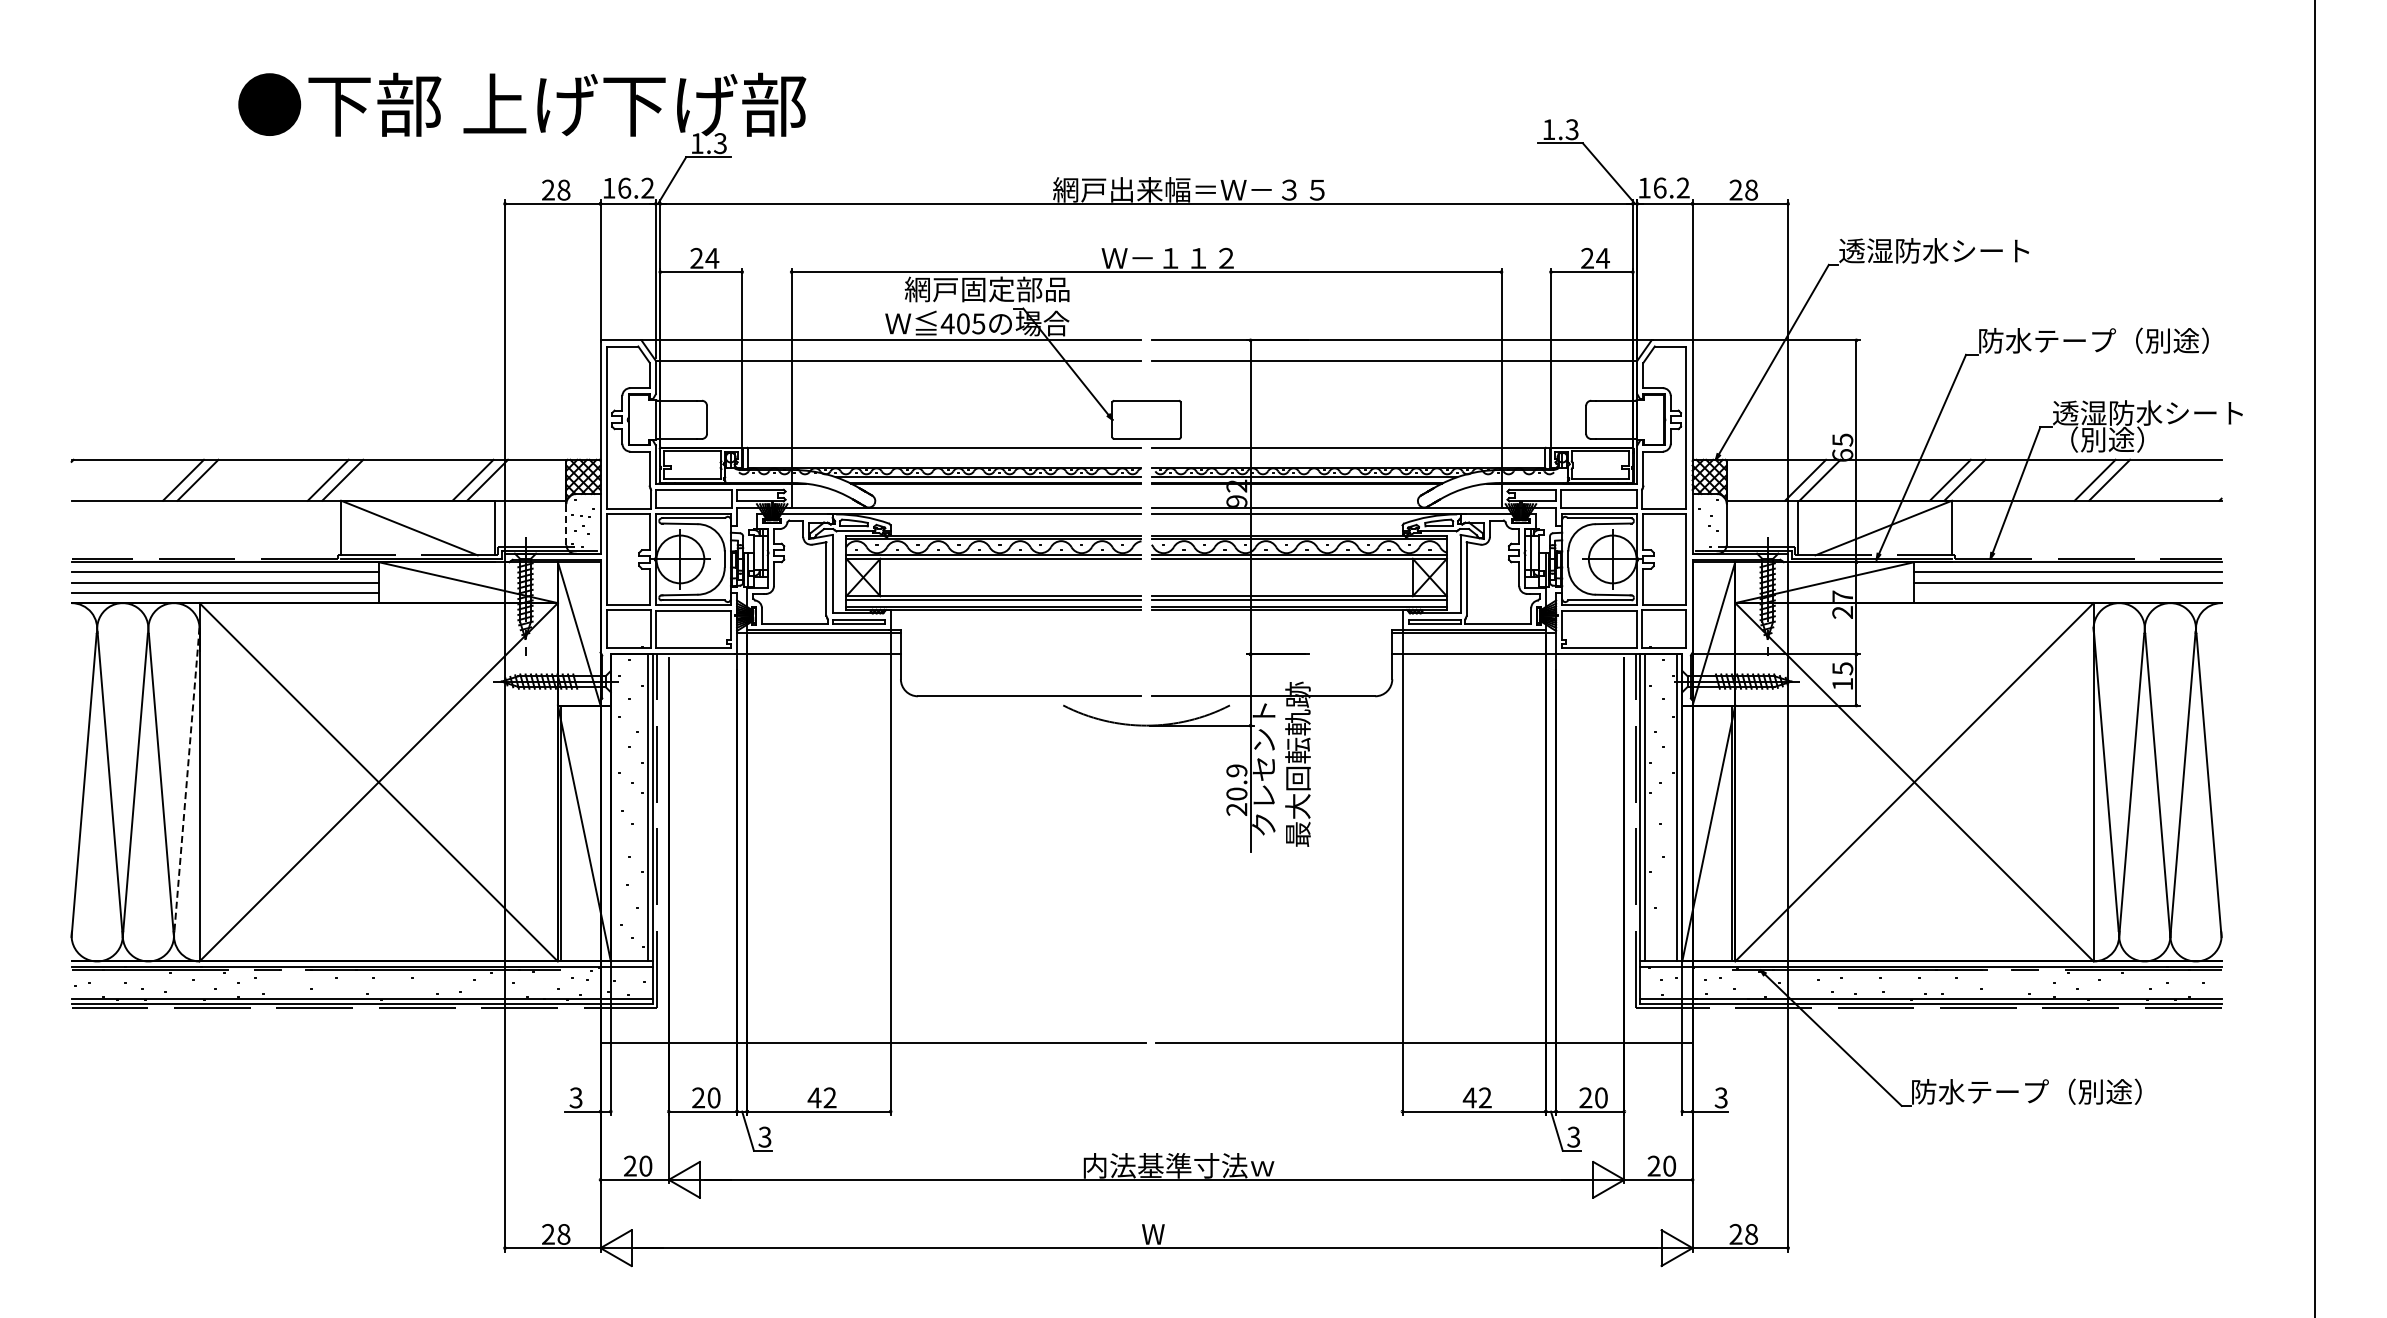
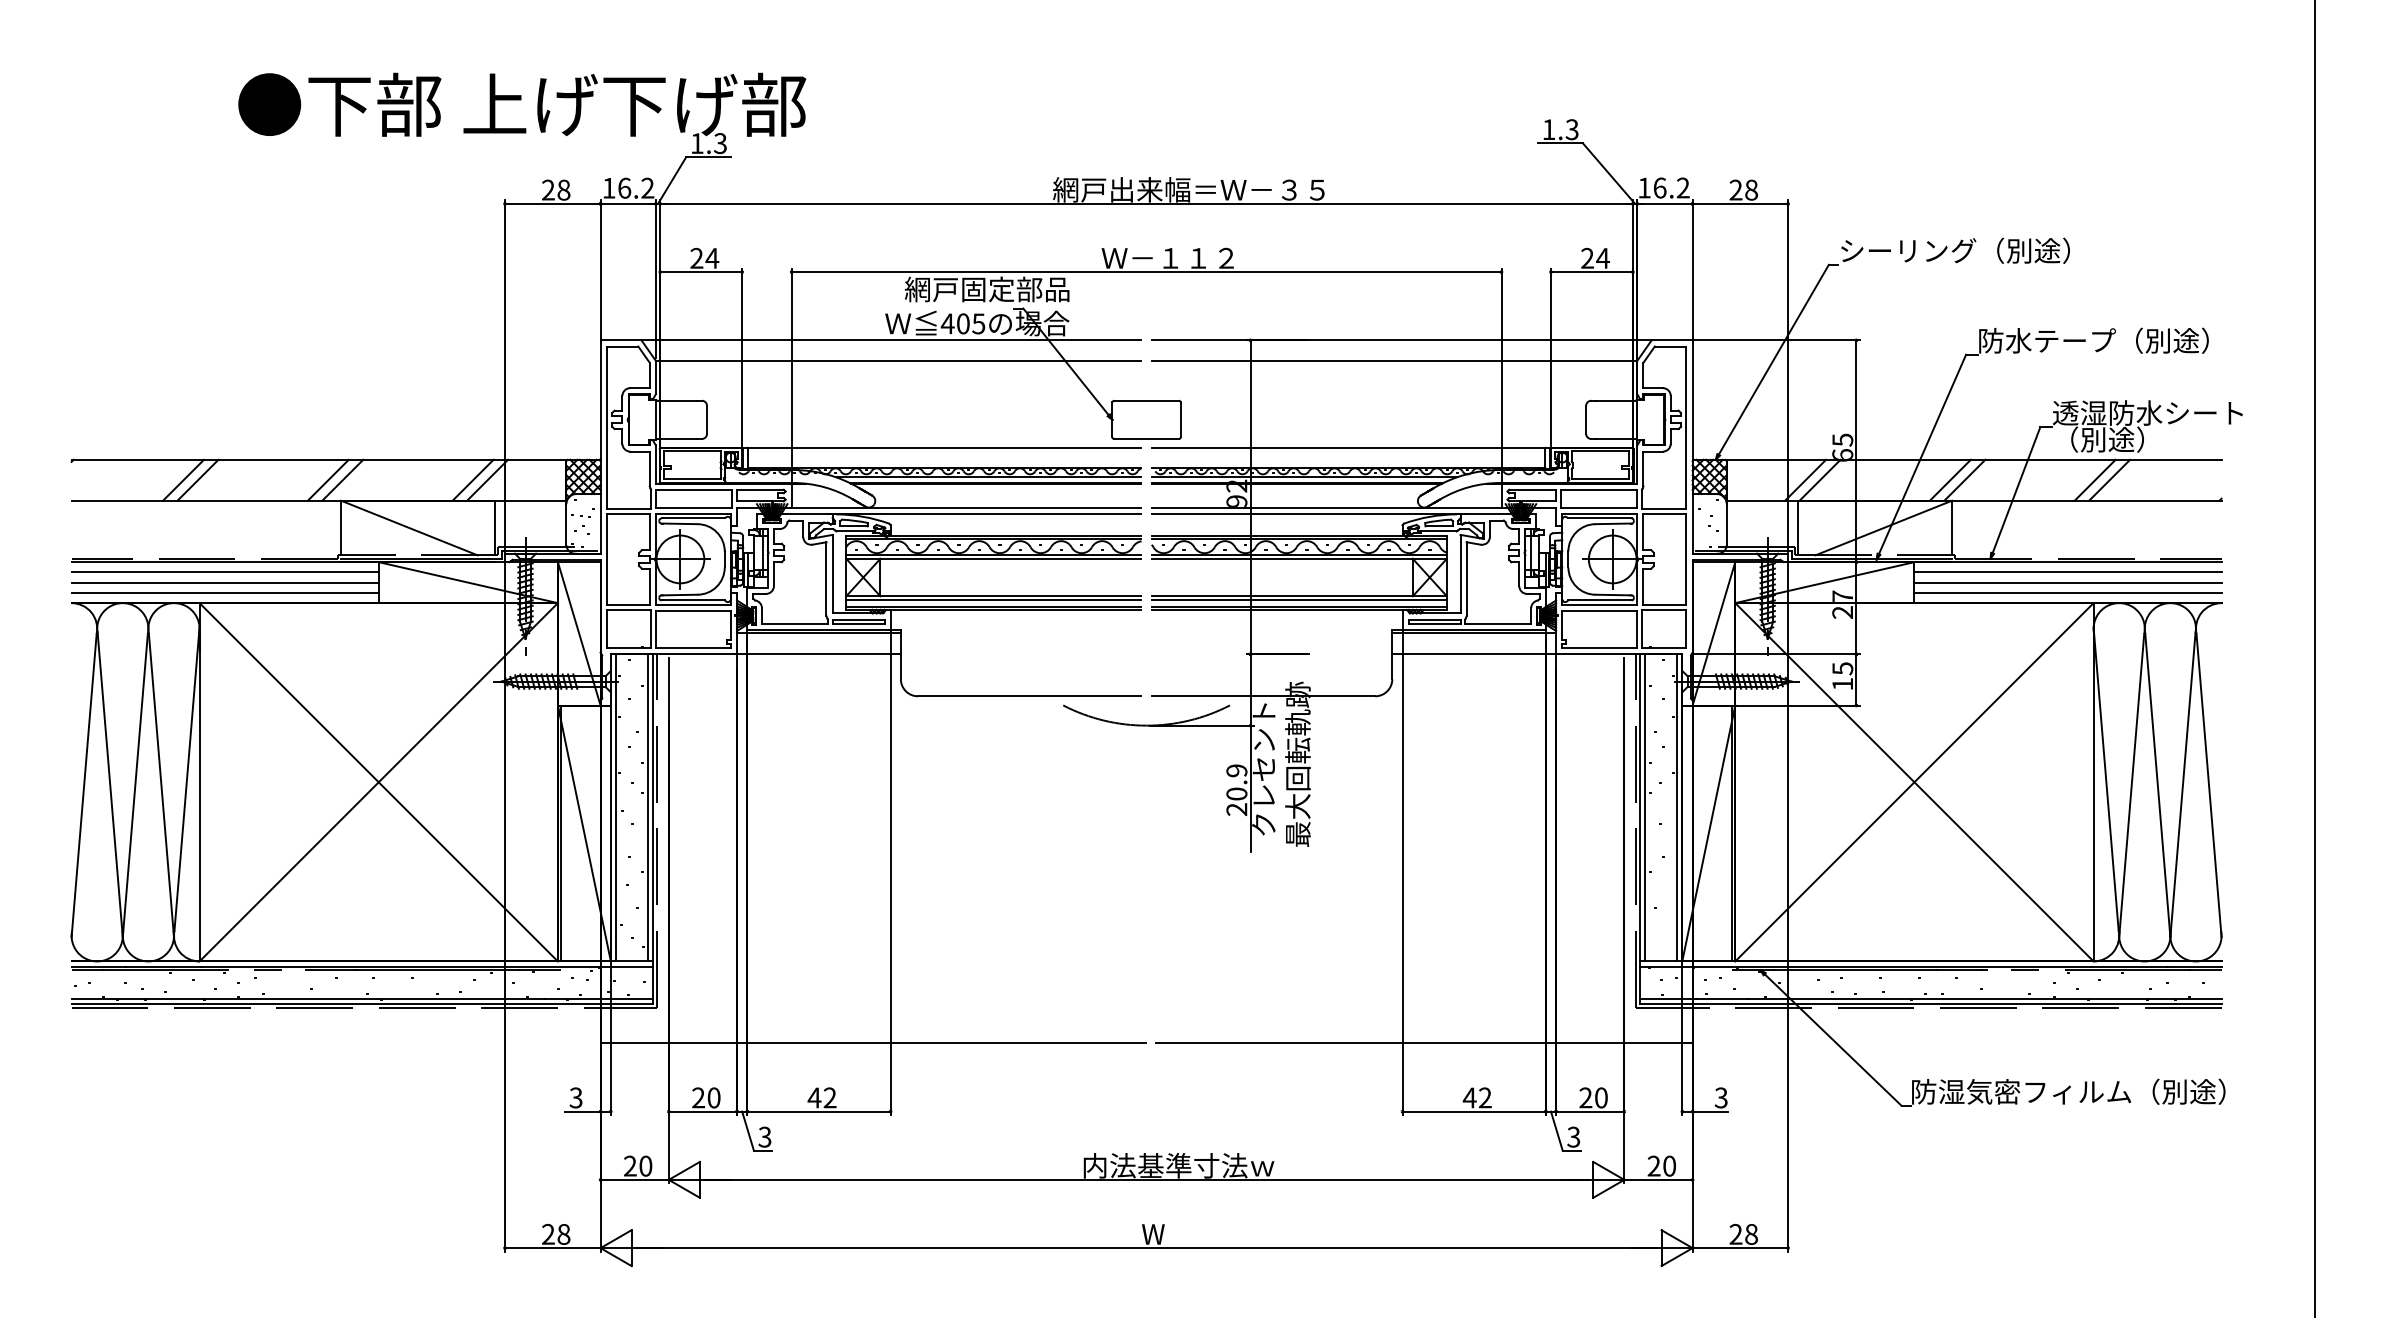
text: 透湿防水シート -> シーリング（別途） (1954, 250)
line: dashed -> solid (566, 524)
line: none -> present (2067, 592)
line: dashed -> solid (187, 779)
line: none -> present (615, 807)
text: 防水テープ（別途） -> 防湿気密フィルム（別途） (2081, 1091)
